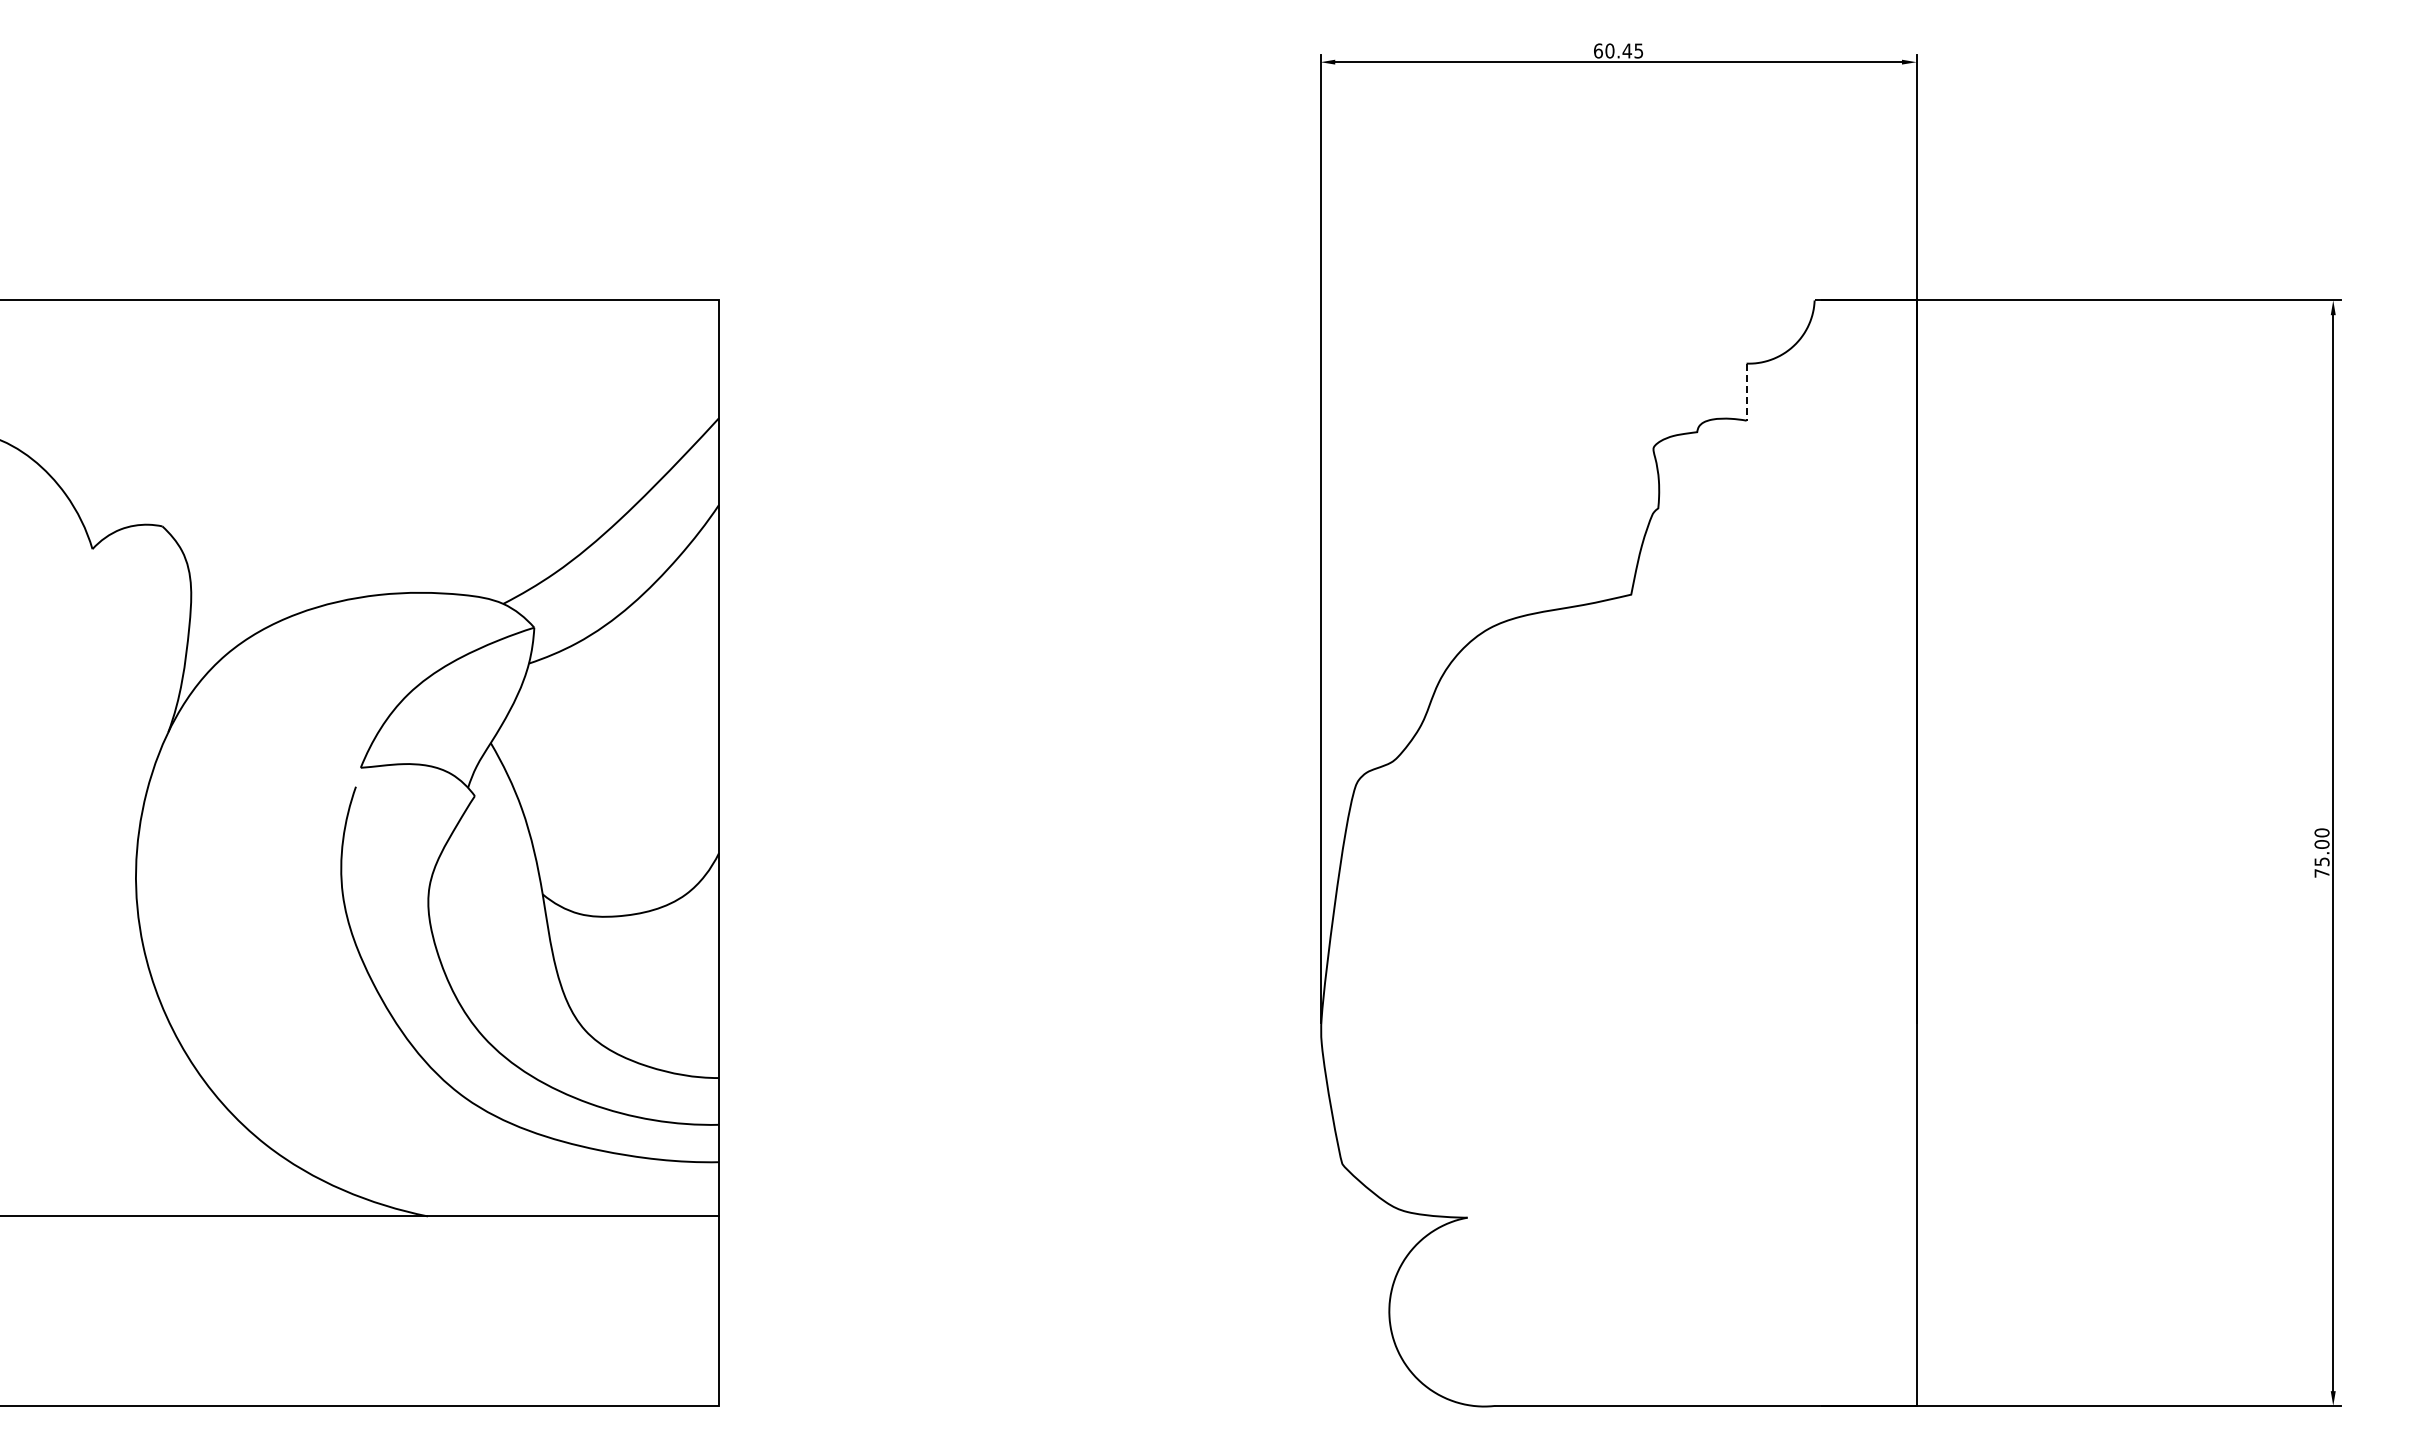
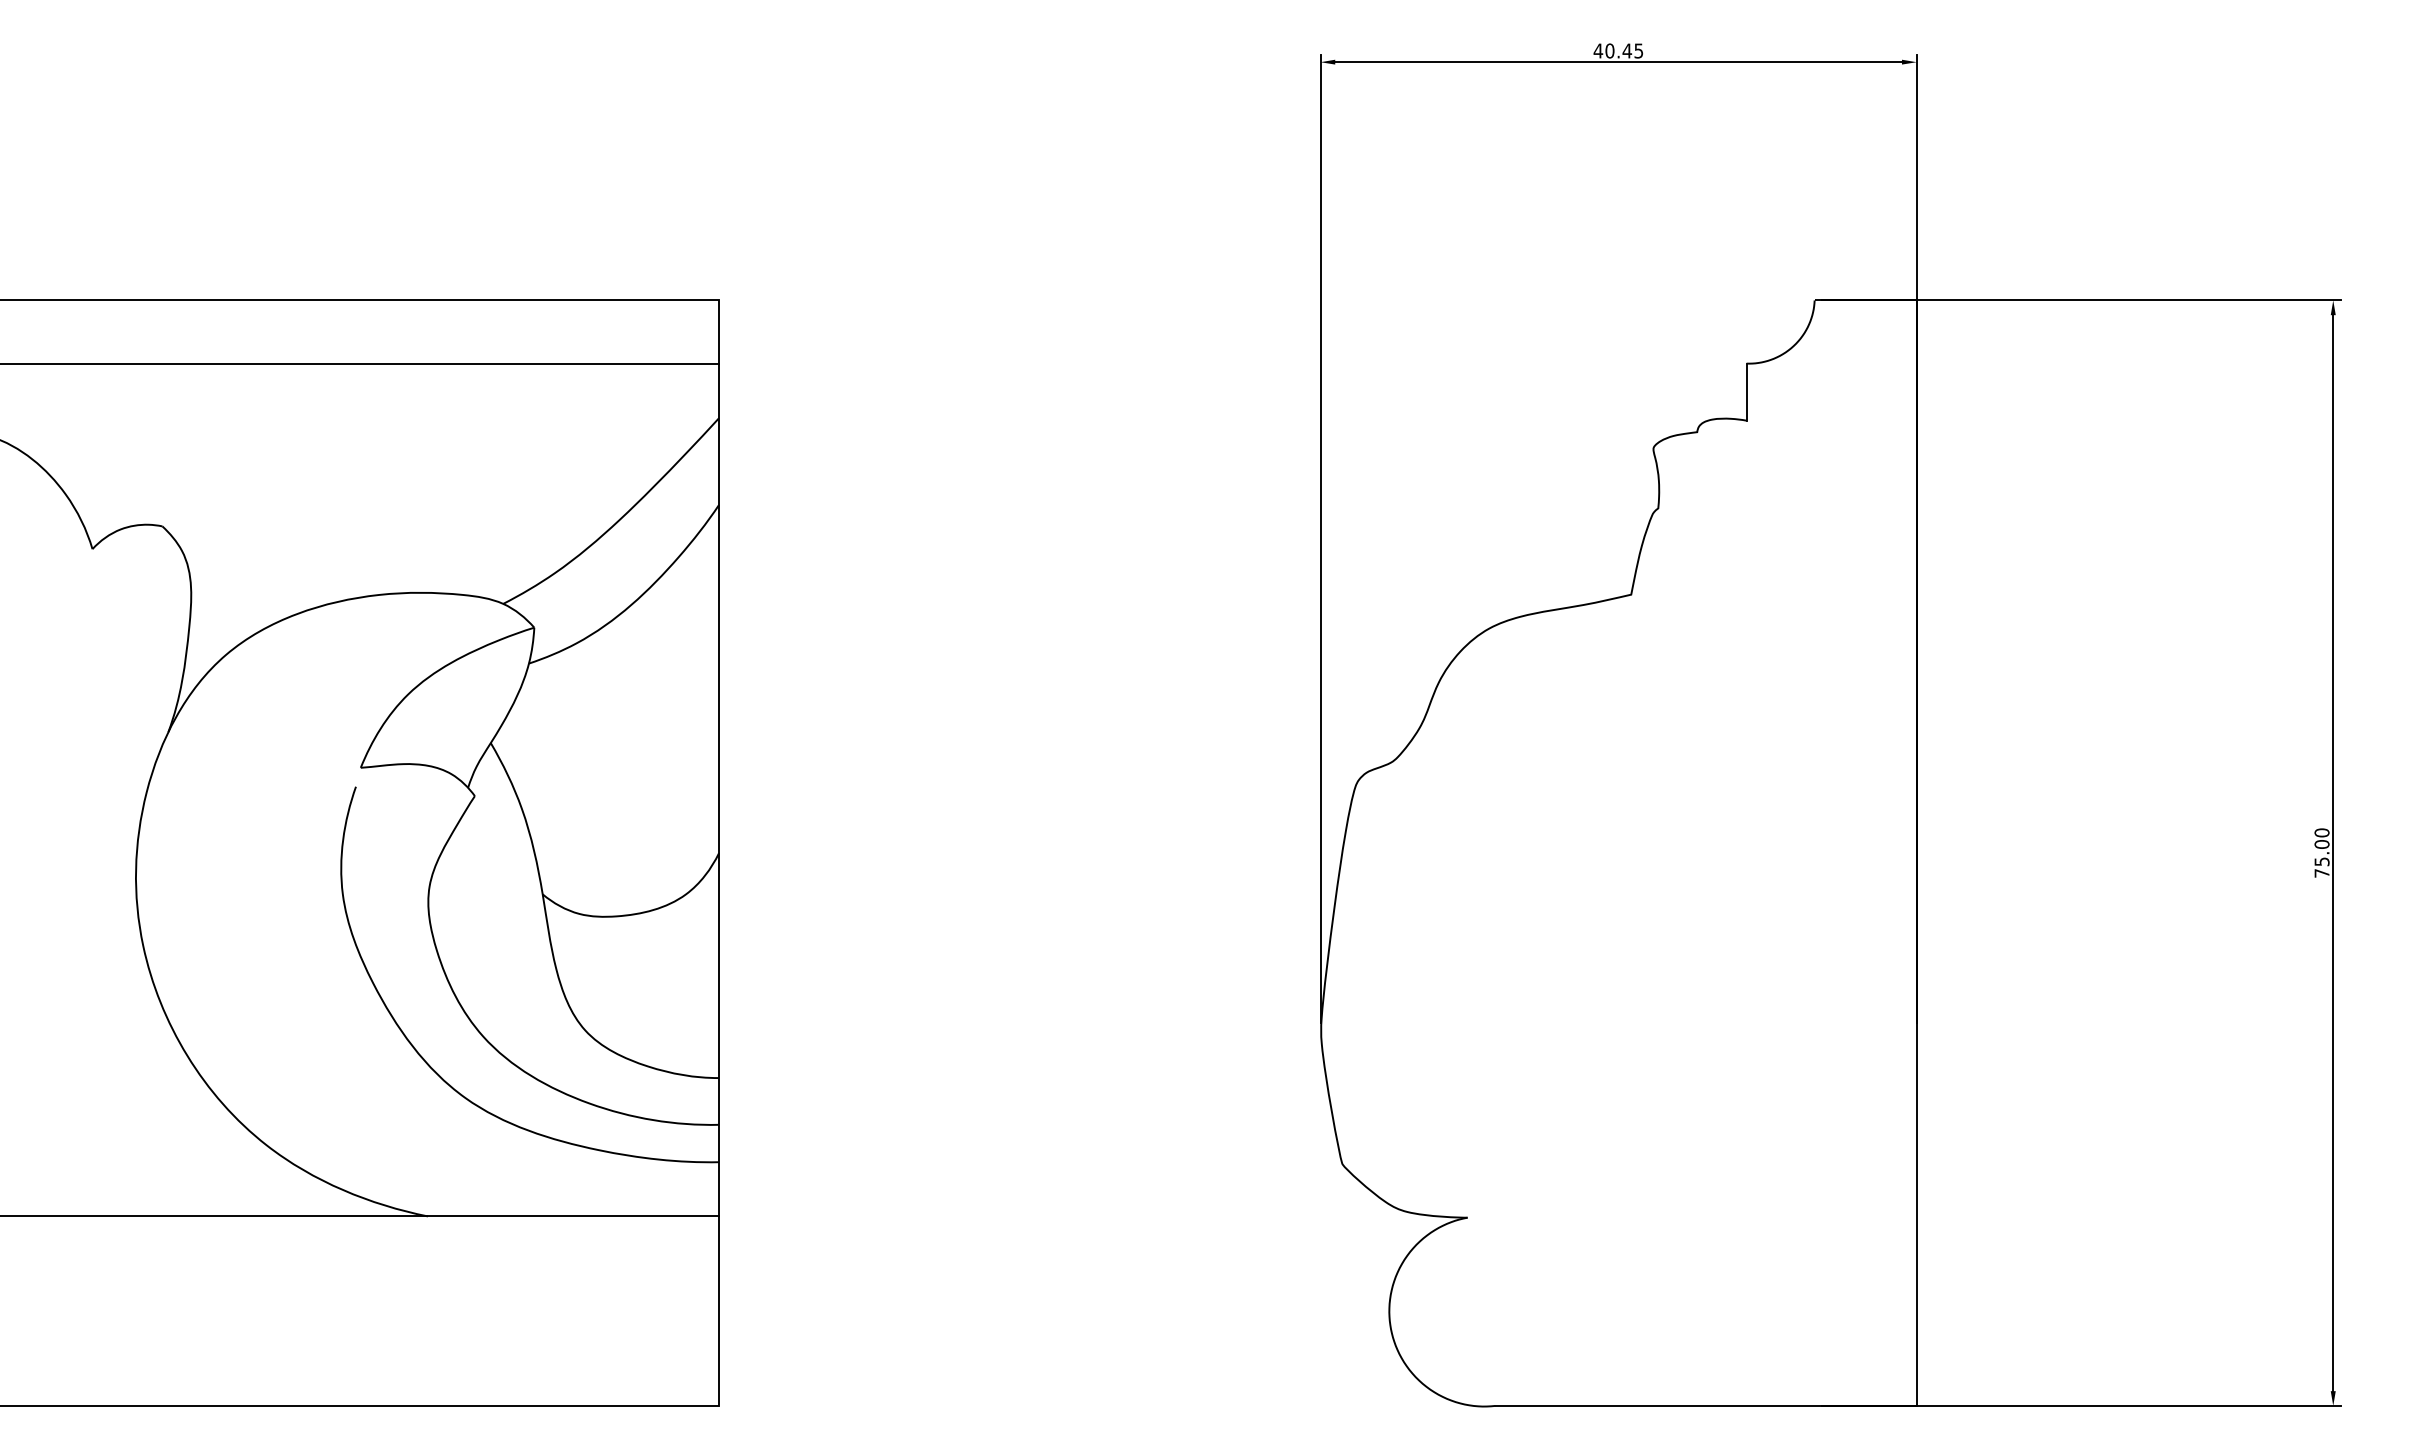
text: 60.45 -> 40.45 (1598, 50)
line: none -> present (360, 363)
line: dashed -> solid (1746, 392)
